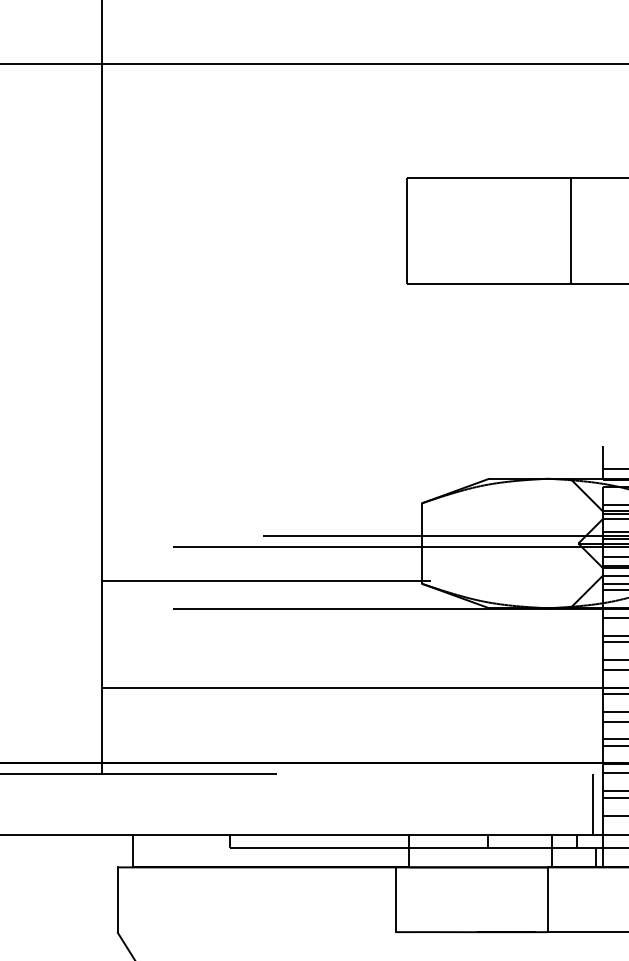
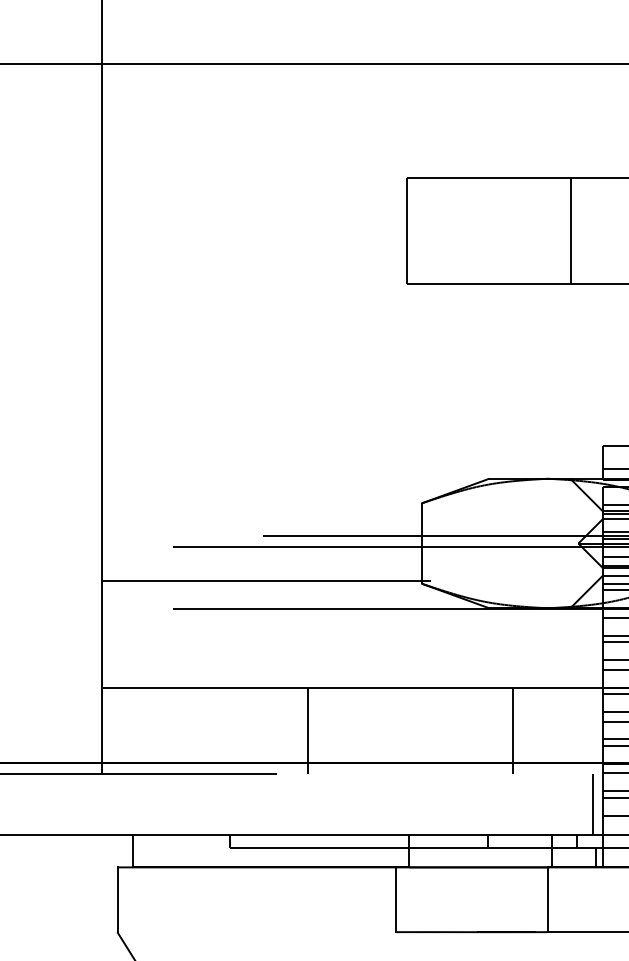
line: none -> present (613, 446)
line: none -> present (307, 730)
line: none -> present (513, 730)
